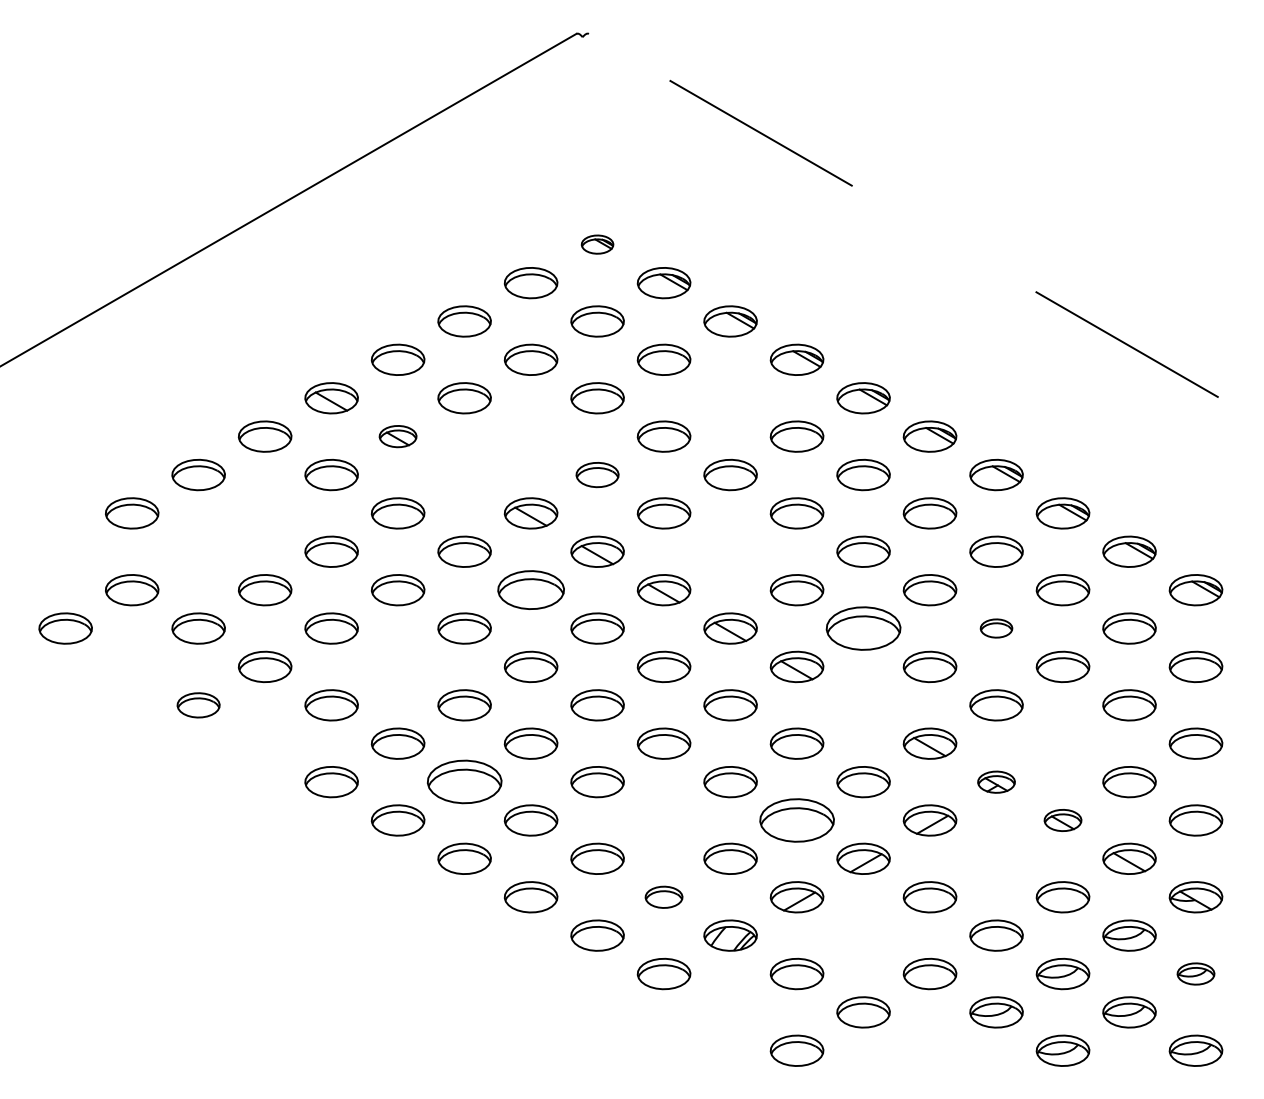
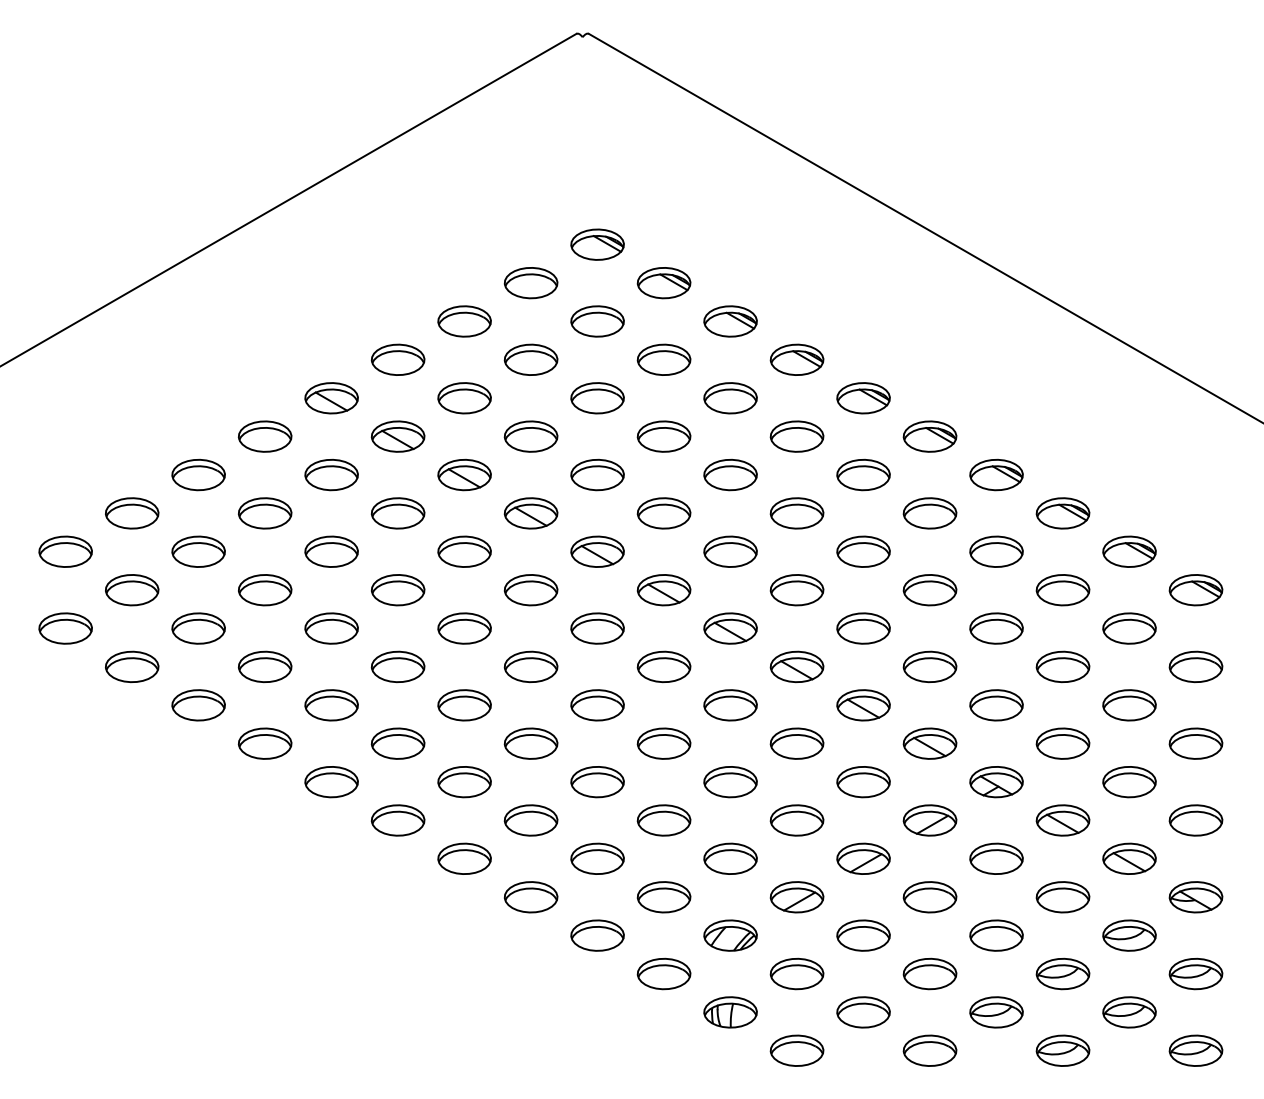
line: dashed -> solid (925, 228)
part size: 35x21 px -> 55x33 px (597, 244)
part: none -> present (730, 398)
part size: 40x24 px -> 56x33 px (397, 436)
part: none -> present (530, 436)
part: none -> present (464, 474)
part size: 45x27 px -> 55x34 px (597, 474)
part: none -> present (265, 513)
part: none -> present (65, 551)
part: none -> present (198, 551)
part: none -> present (730, 551)
part size: 68x40 px -> 56x33 px (530, 590)
part size: 77x45 px -> 55x33 px (863, 628)
part size: 35x21 px -> 55x33 px (996, 628)
part: none -> present (132, 666)
part: none -> present (397, 666)
part size: 45x27 px -> 55x33 px (198, 705)
part: none -> present (863, 705)
part: none -> present (264, 743)
part: none -> present (1062, 743)
part size: 76x46 px -> 55x33 px (464, 782)
part size: 39x24 px -> 55x33 px (996, 782)
part: none -> present (663, 820)
part size: 76x45 px -> 56x33 px (796, 820)
part size: 40x23 px -> 56x33 px (1062, 820)
part: none -> present (996, 858)
part size: 40x24 px -> 56x33 px (663, 897)
part: none -> present (863, 935)
part size: 40x24 px -> 56x34 px (1195, 973)
part: none -> present (730, 1012)
part: none -> present (929, 1050)
